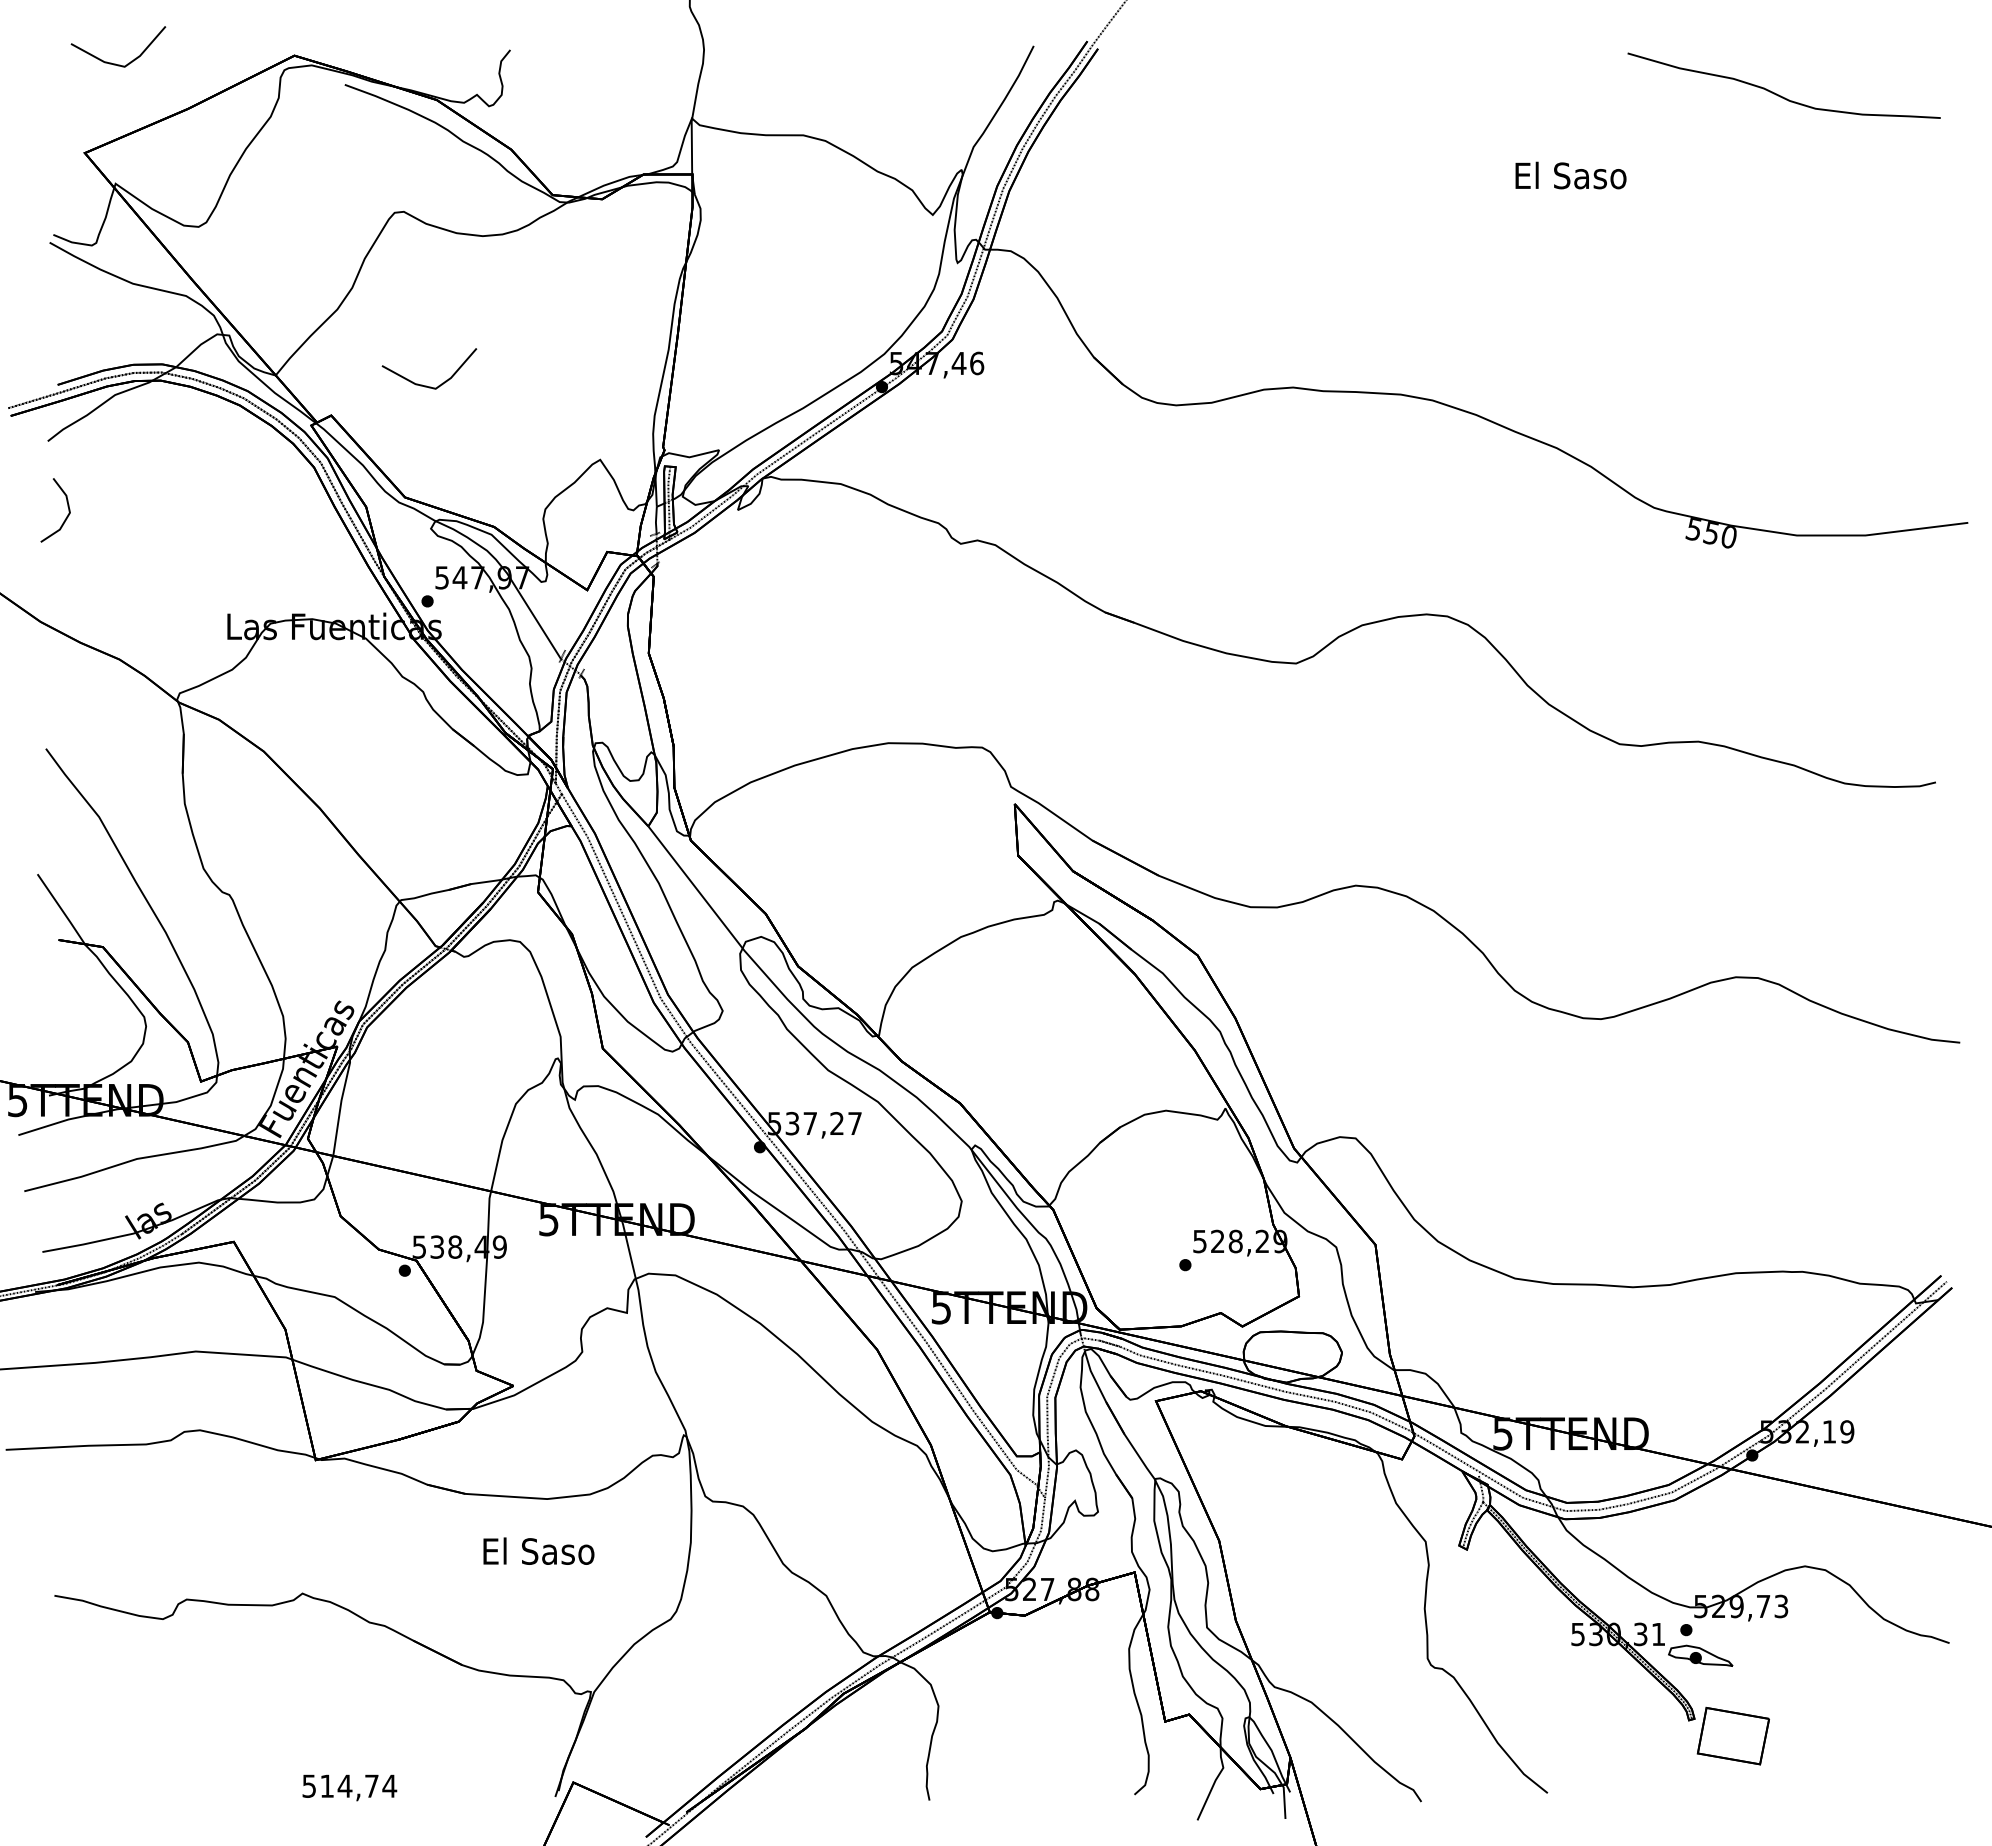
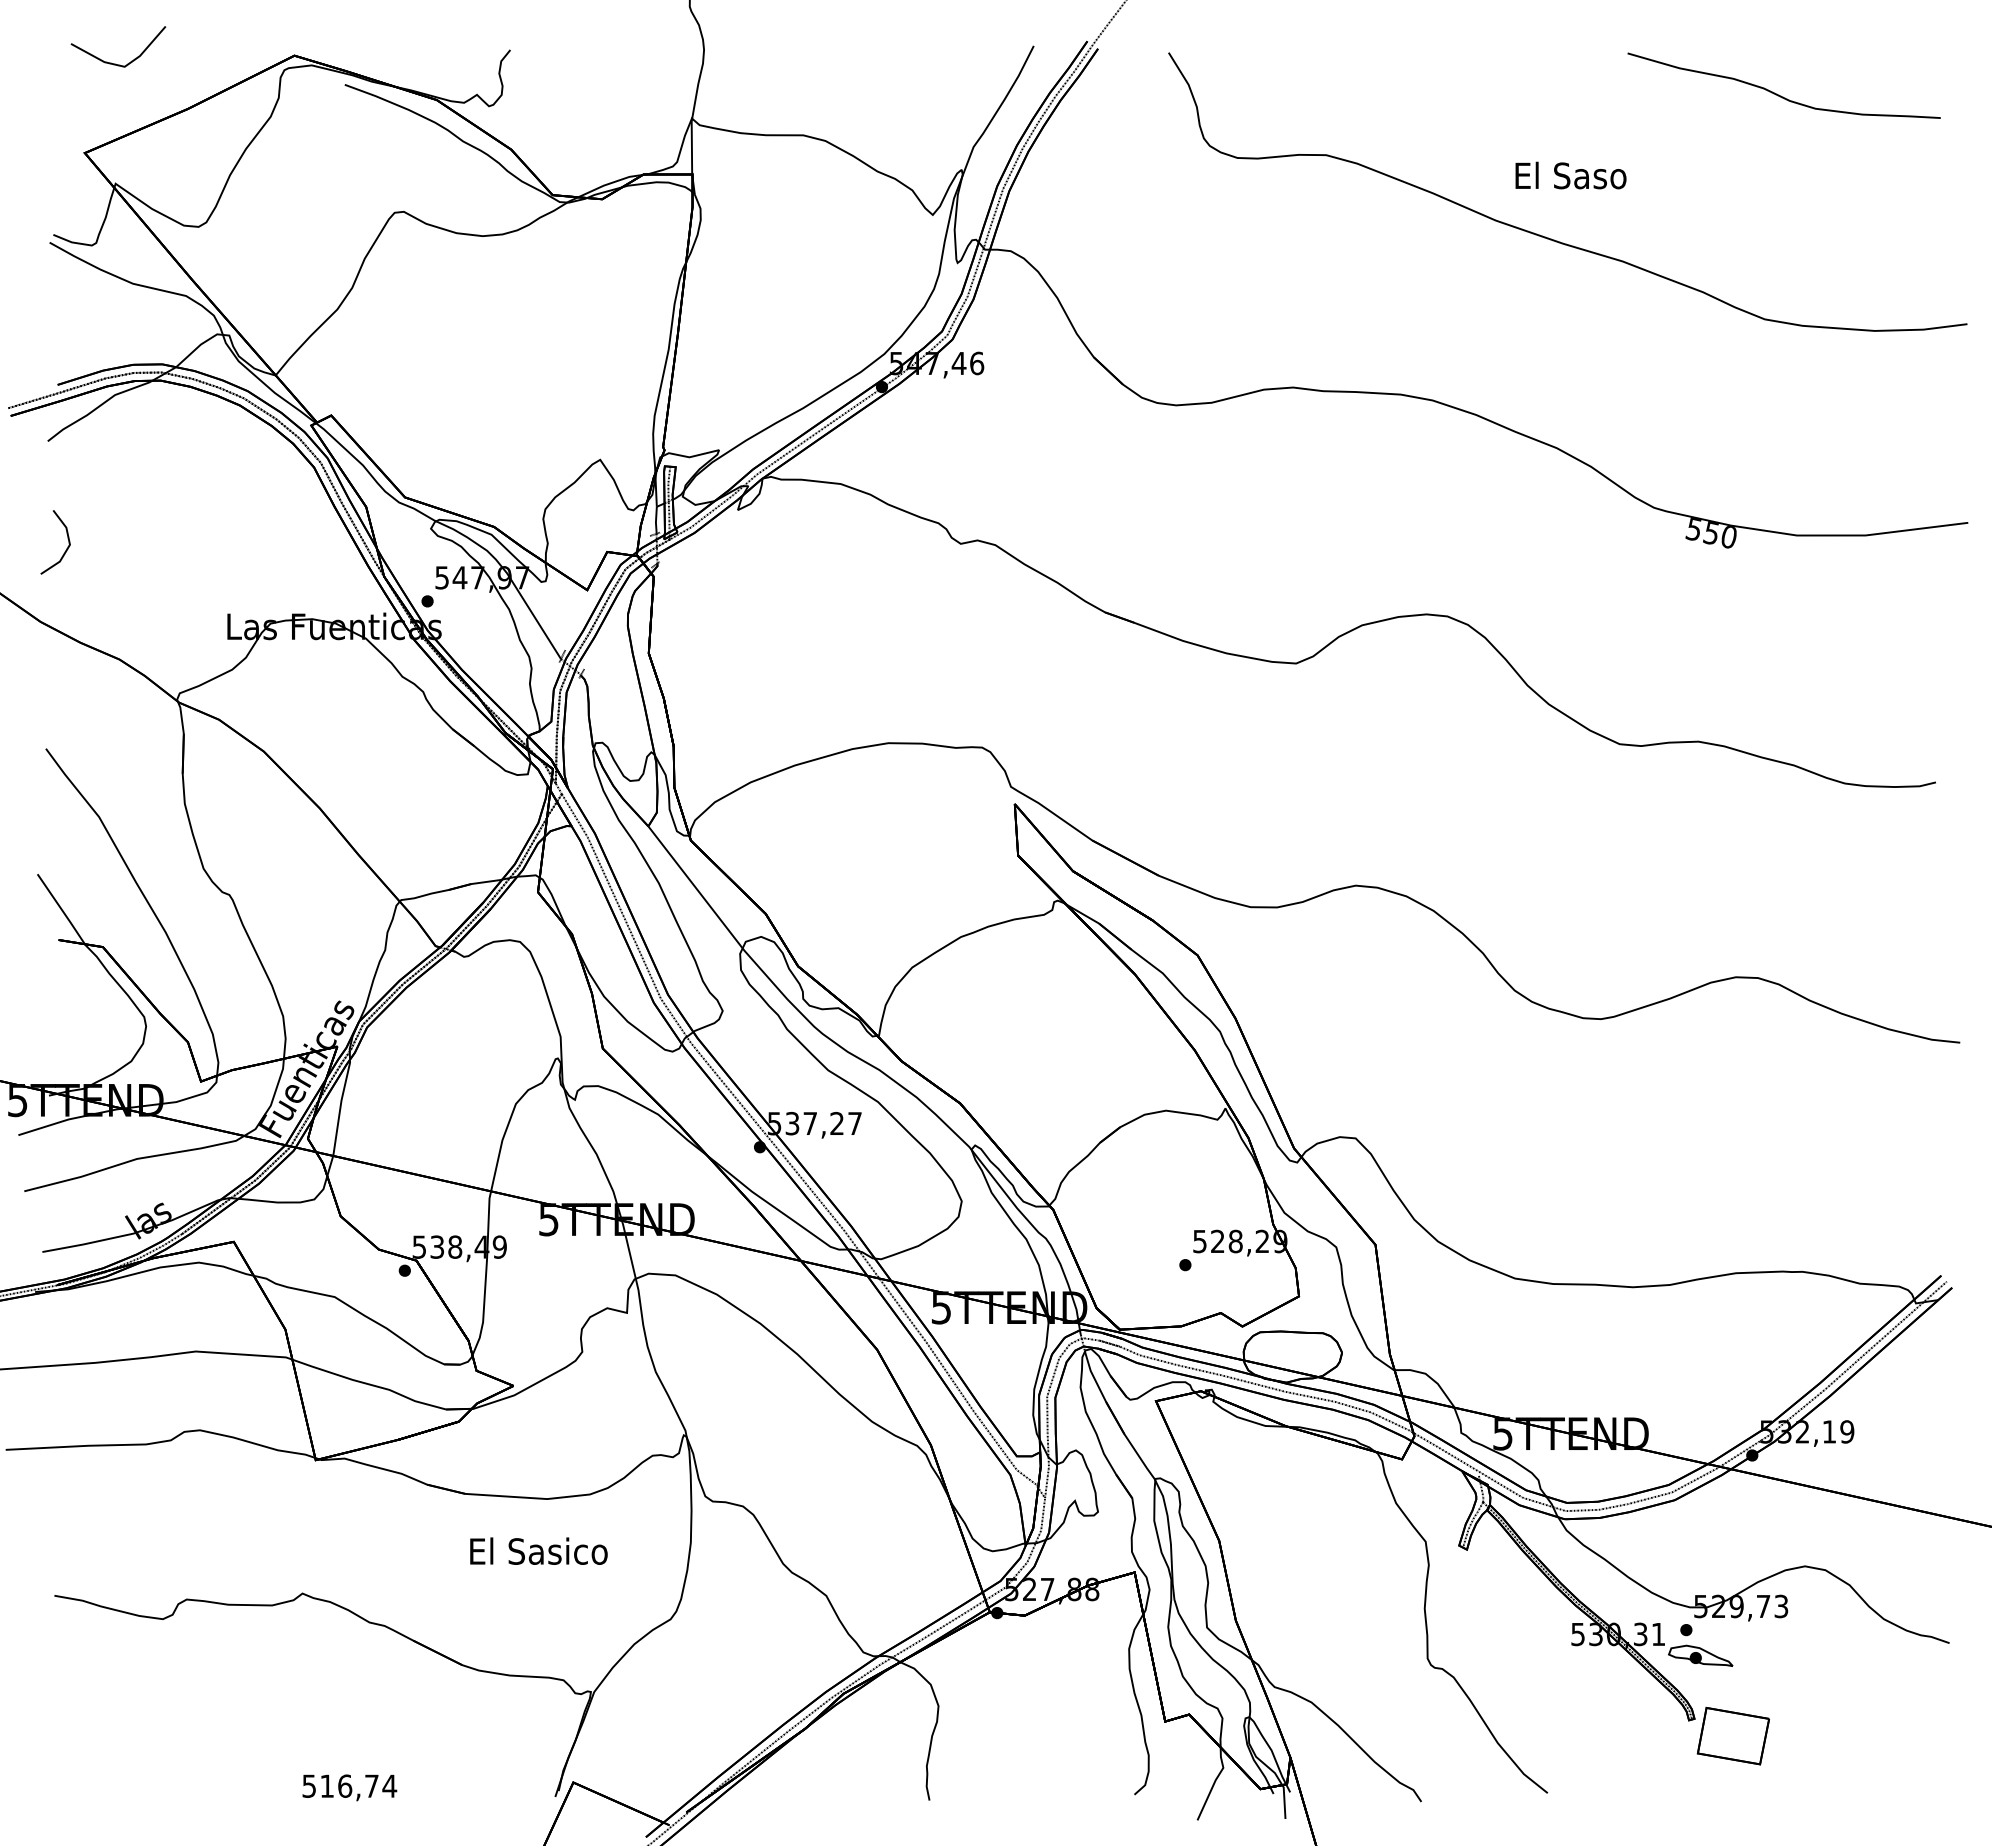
curve: none -> present (1551, 238)
part: present -> none (426, 385)
line position: (66, 516) -> (66, 548) (66, 548)
text: El Saso -> El Sasico (538, 1550)
text: 514,74 -> 516,74 (344, 1785)
